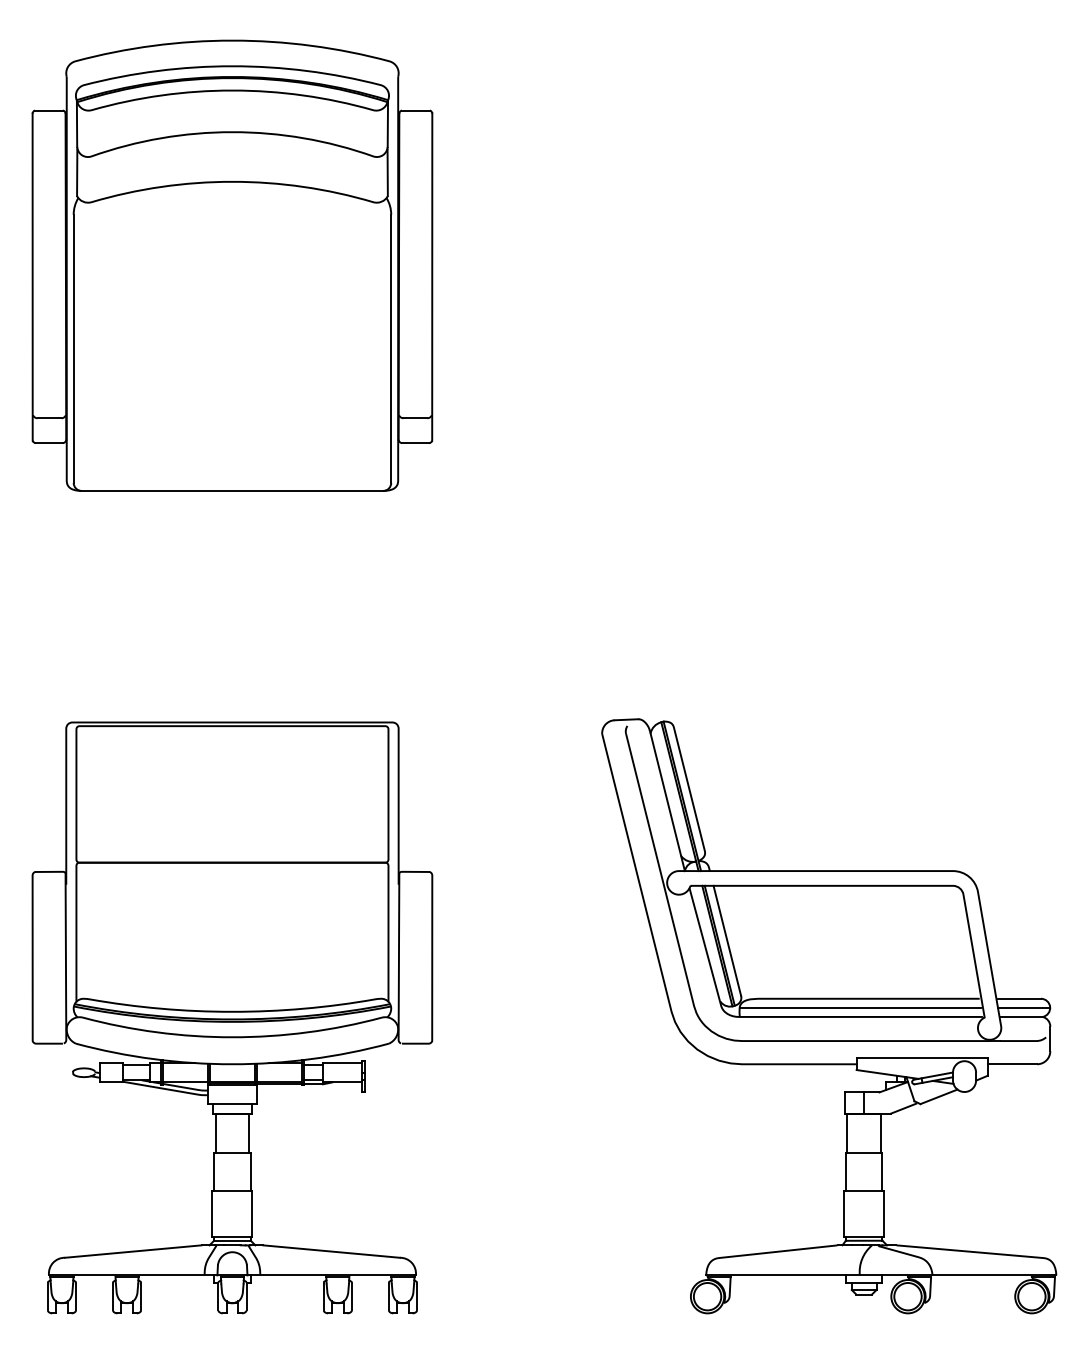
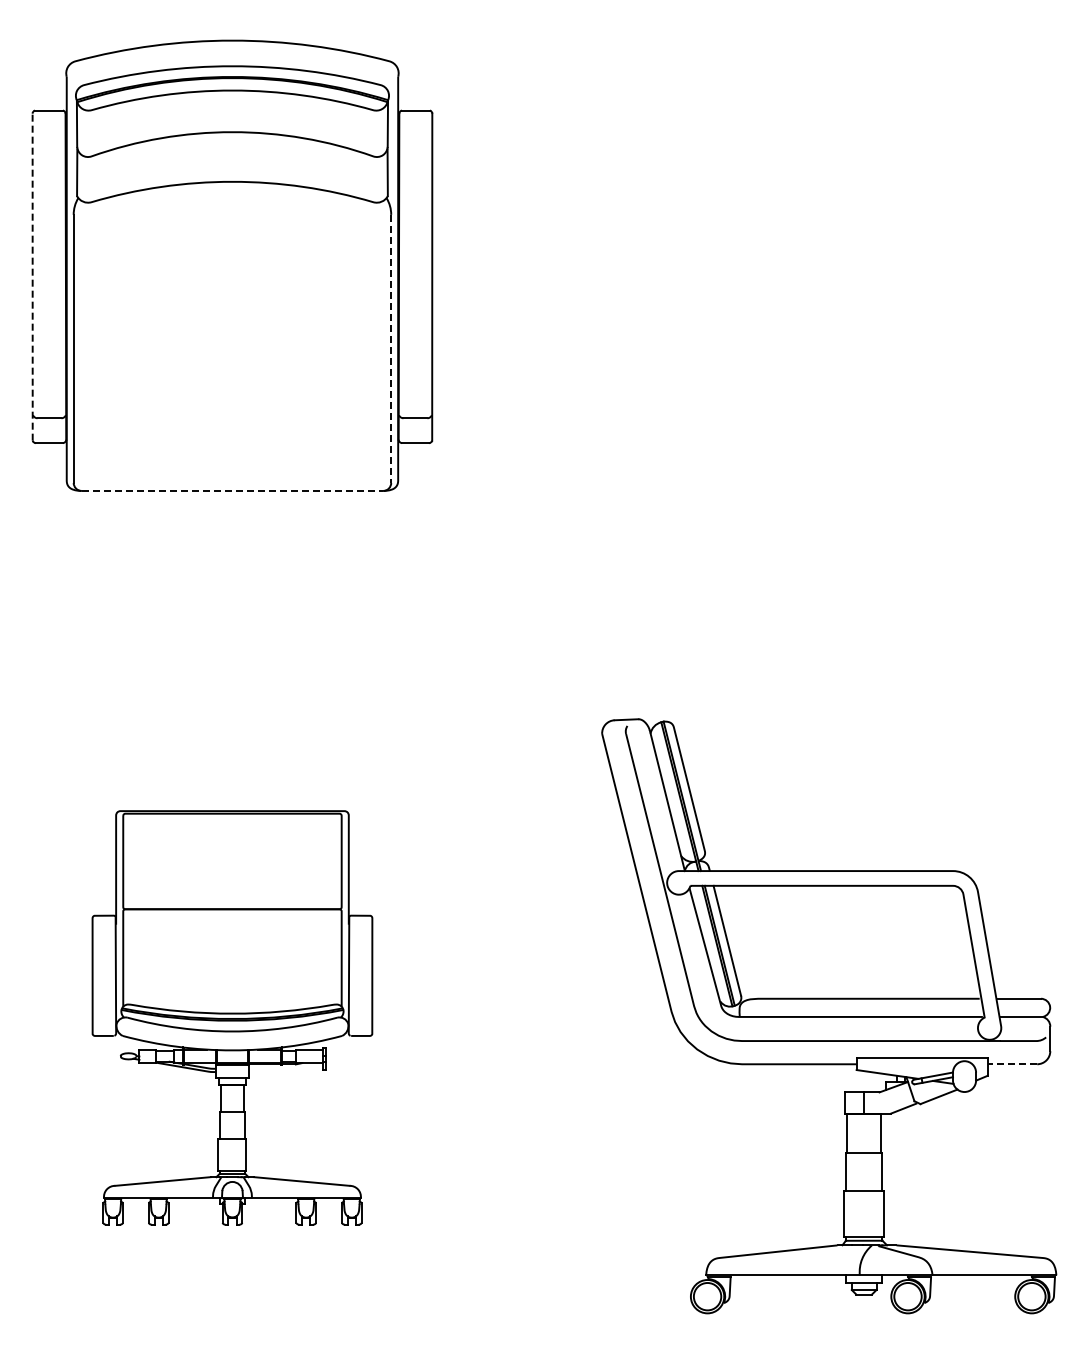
line: solid -> dashed (32, 276)
line: solid -> dashed (391, 349)
line: solid -> dashed (232, 490)
line: present -> none (860, 1008)
line: present -> none (1024, 1008)
part size: 403x594 px -> 283x416 px (232, 1017)
line: solid -> dashed (1012, 1064)
